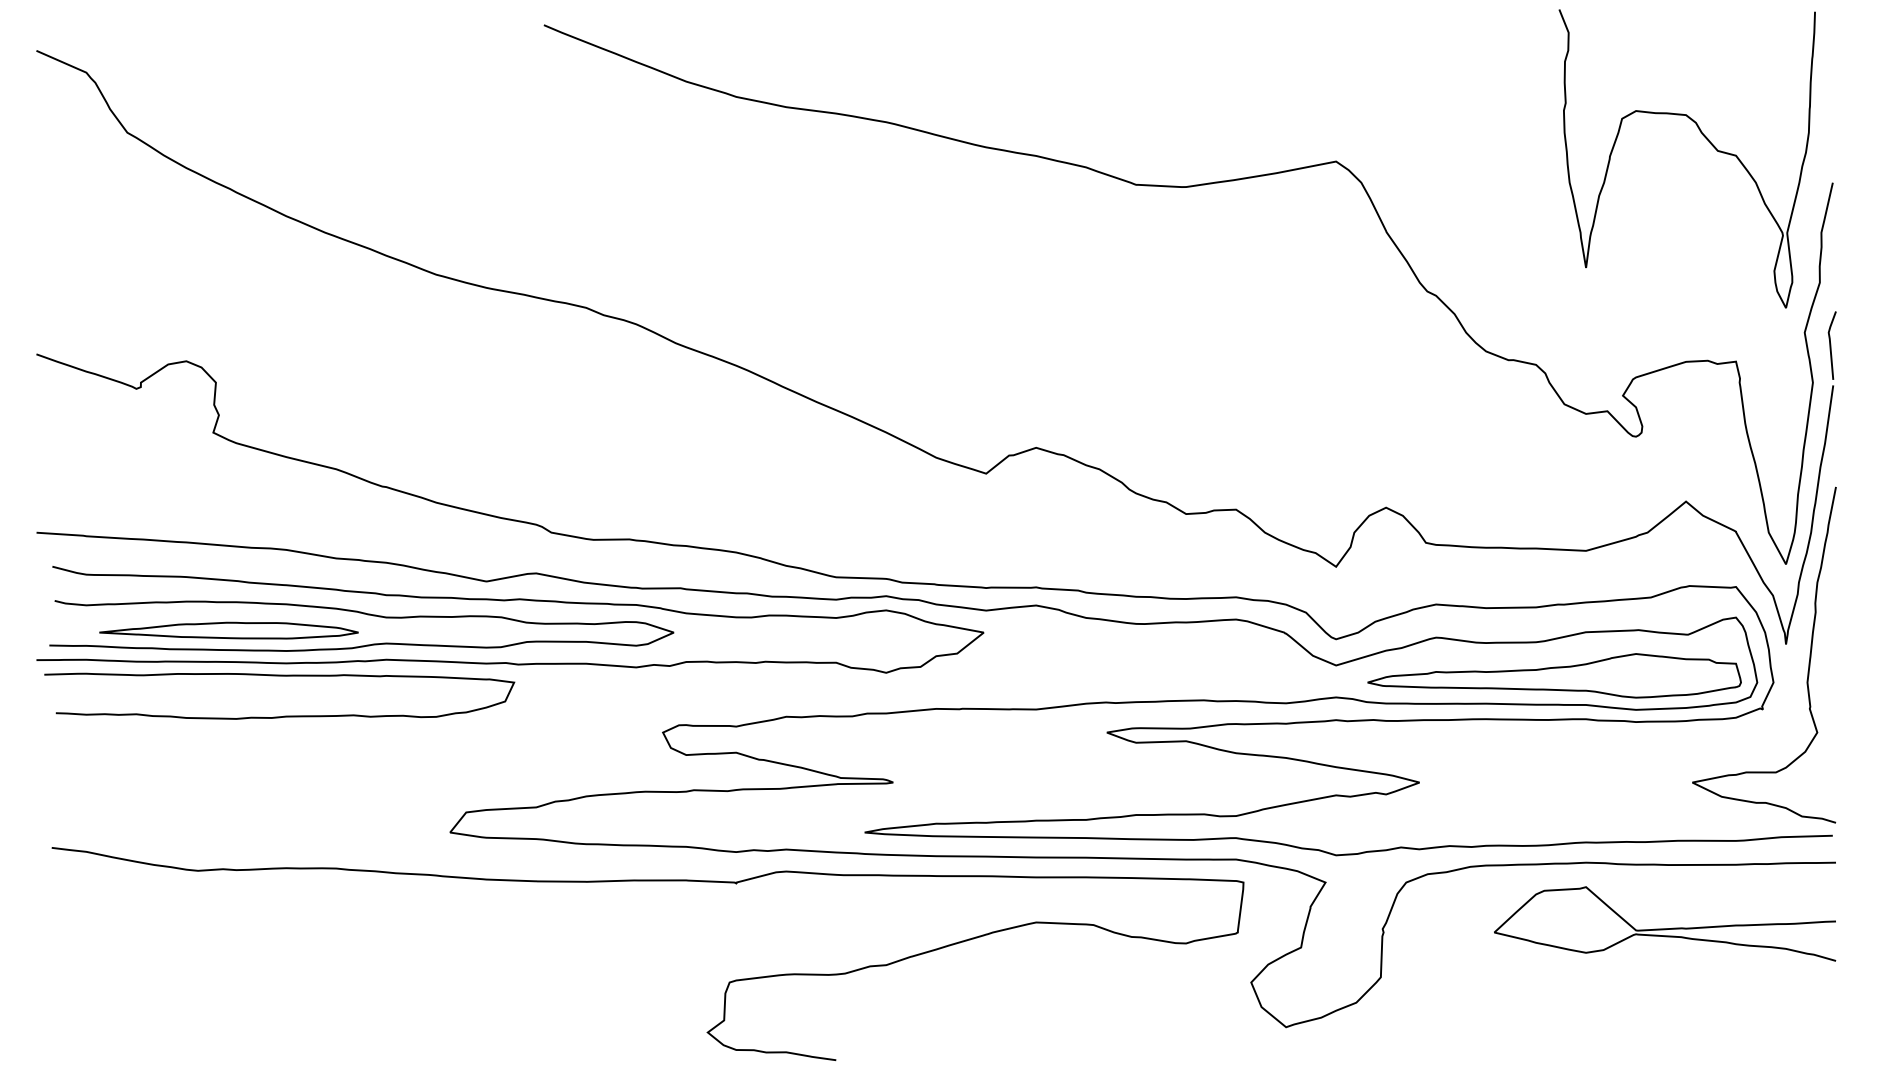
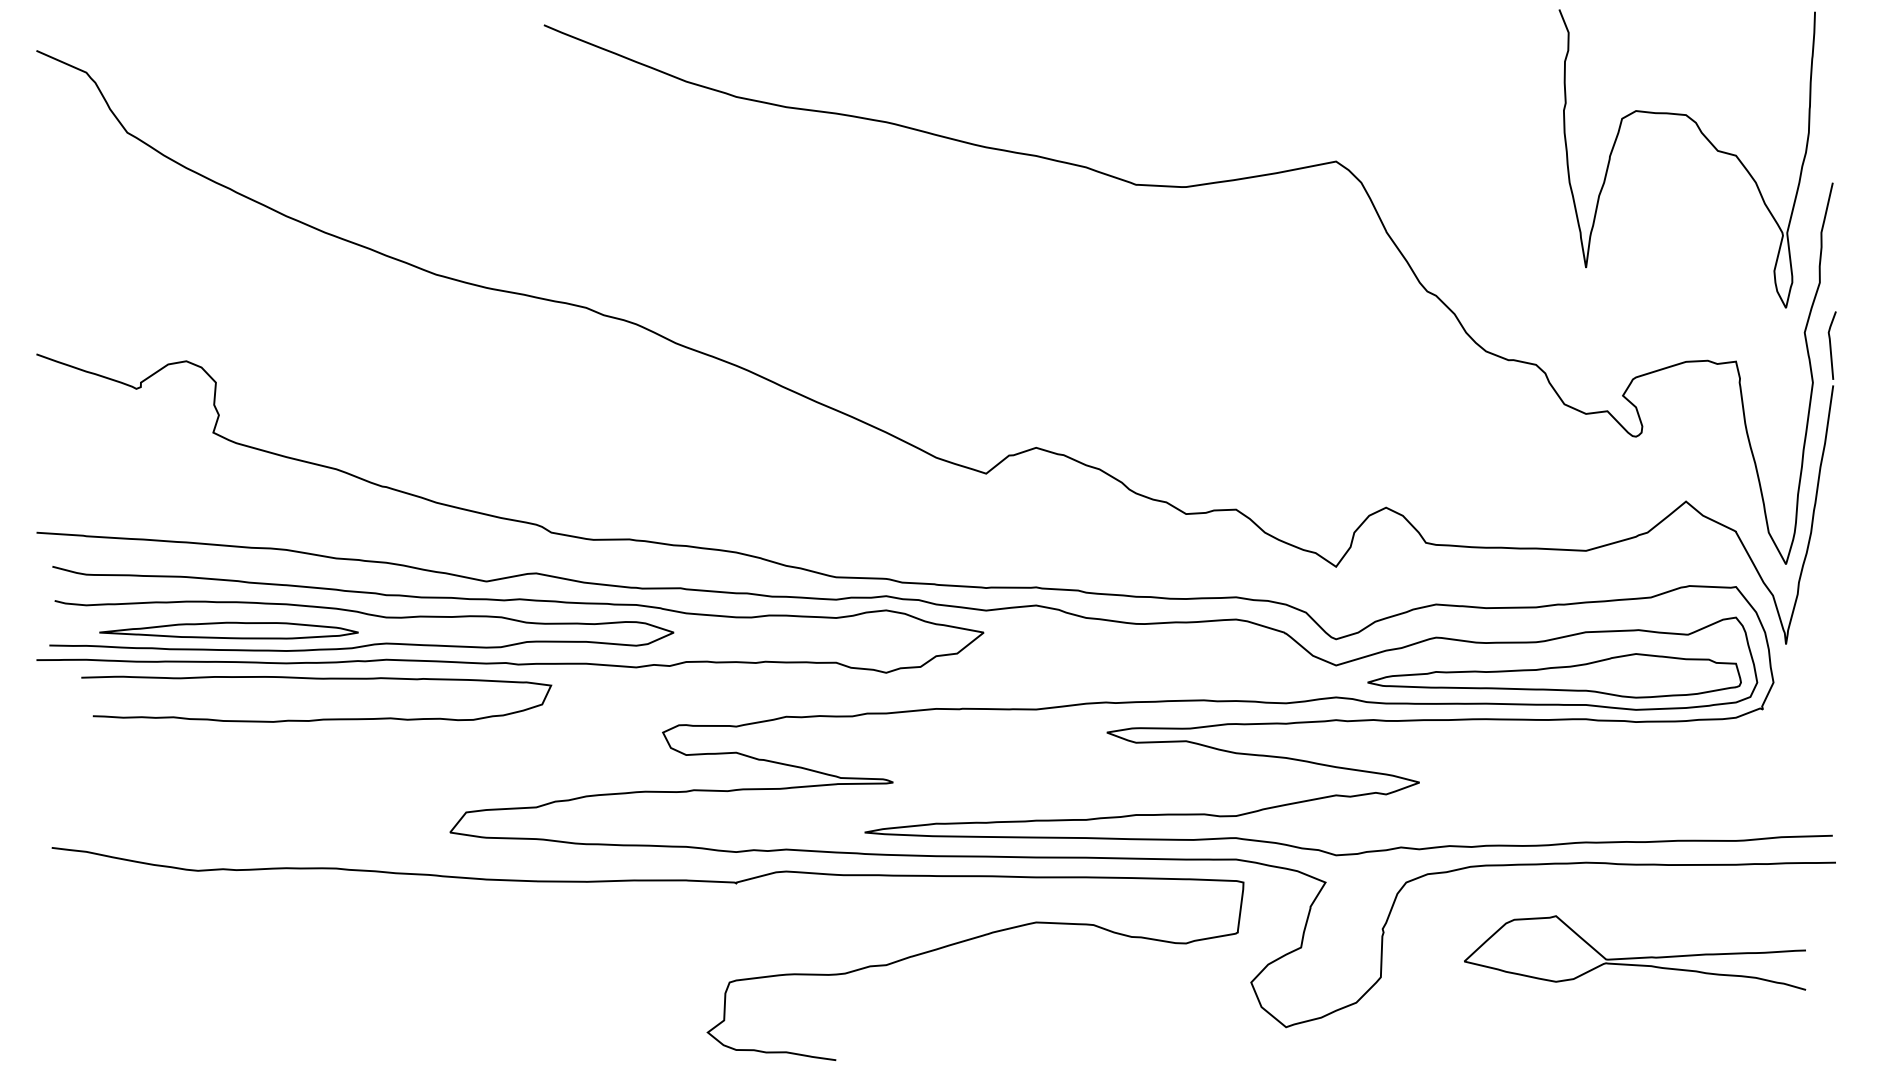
curve: present -> none (1808, 662)
curve position: (279, 676) -> (316, 679) (316, 679)
curve position: (1665, 928) -> (1635, 957) (1635, 957)
